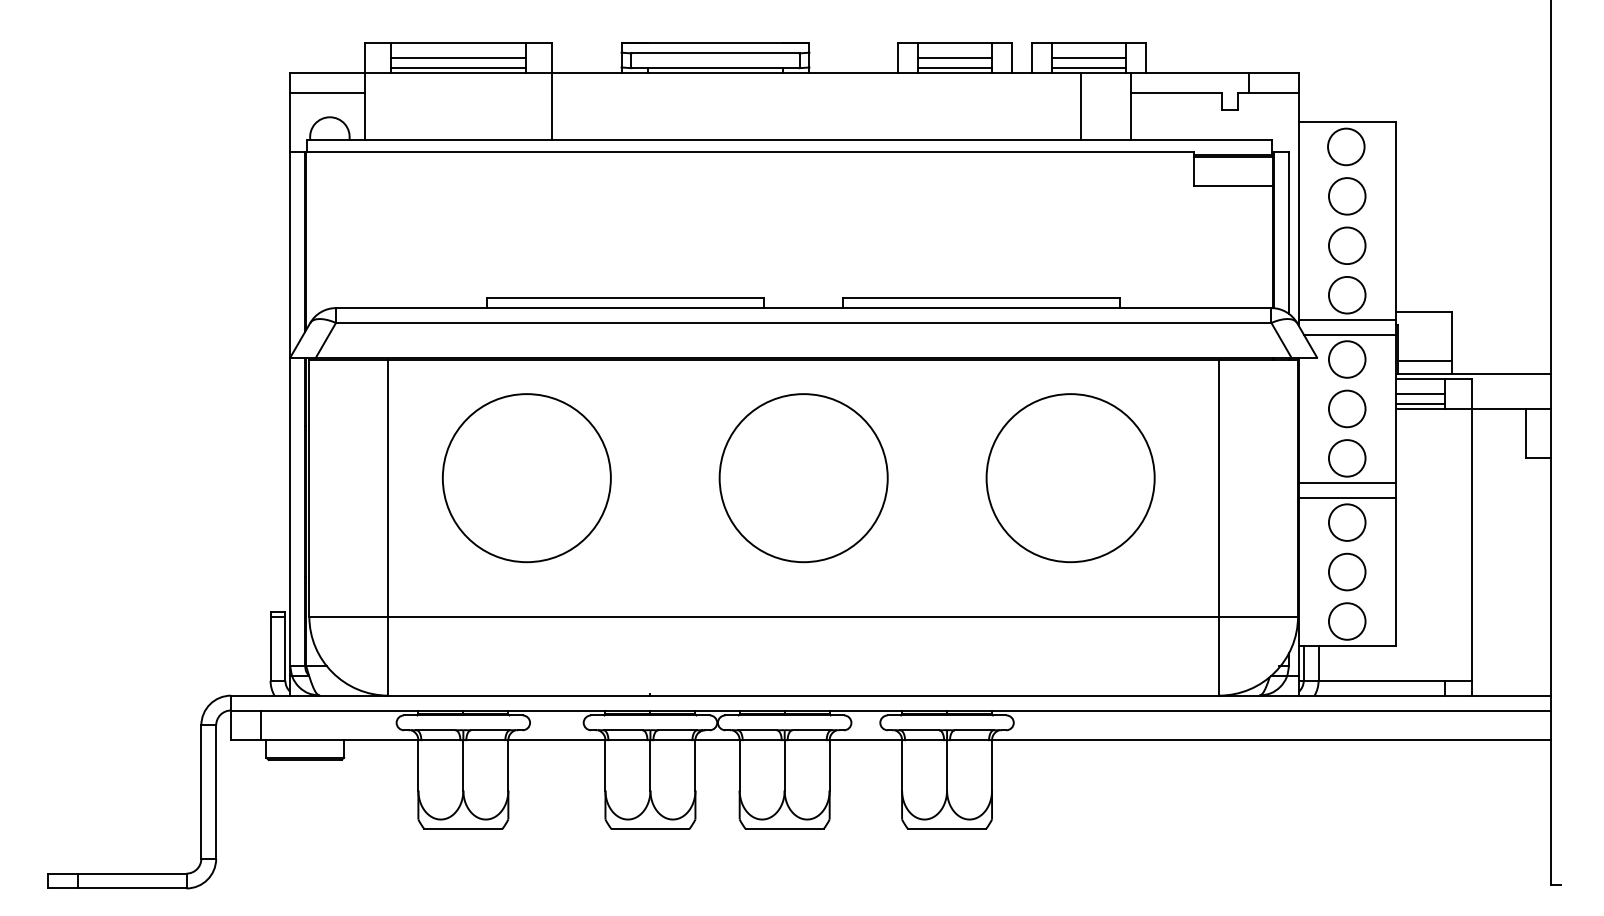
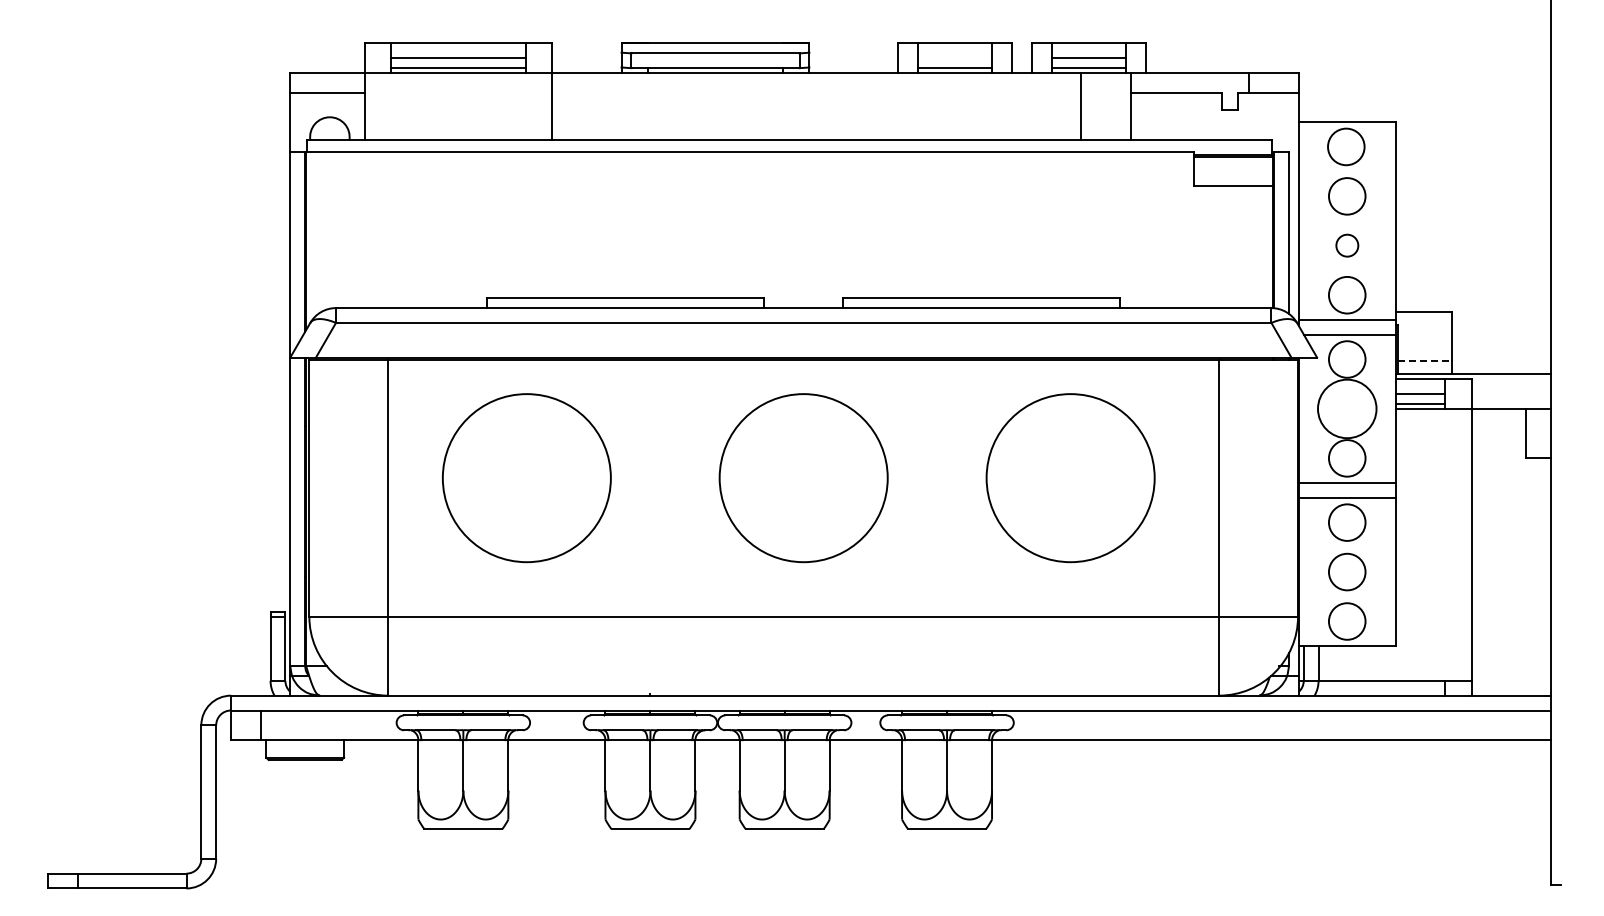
line: present -> none (955, 57)
circle size: 39x39 px -> 25x25 px (1347, 245)
line: solid -> dashed (1425, 361)
circle diameter: 37 px -> 59 px (1347, 408)
